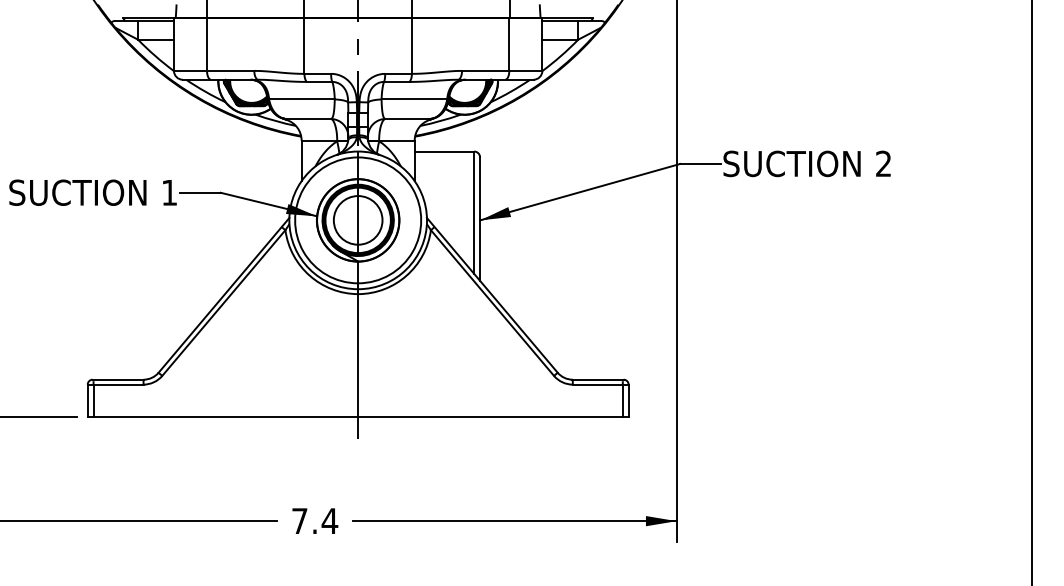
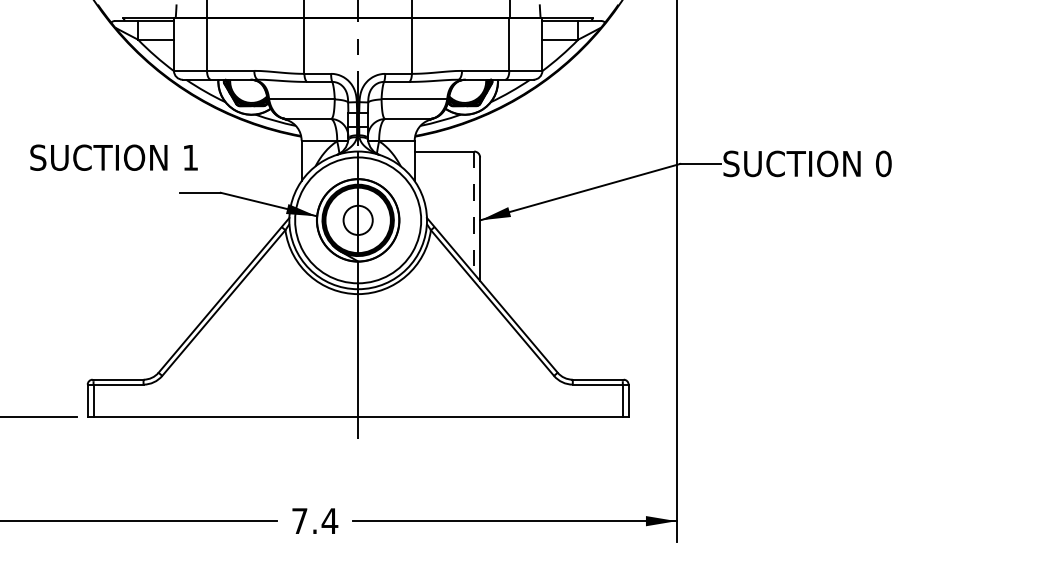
text: 2 -> 0 (883, 163)
text position: (92, 192) -> (113, 157) (113, 157)
line: solid -> dashed (474, 213)
circle diameter: 49 px -> 29 px (357, 219)
line: present -> none (1032, 292)
